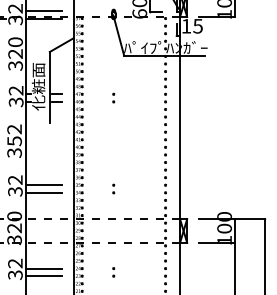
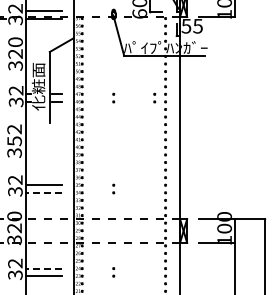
text: 15 -> 55 (186, 26)
part: none -> present (154, 97)
line: solid -> dashed (43, 192)
line: solid -> dashed (43, 268)
